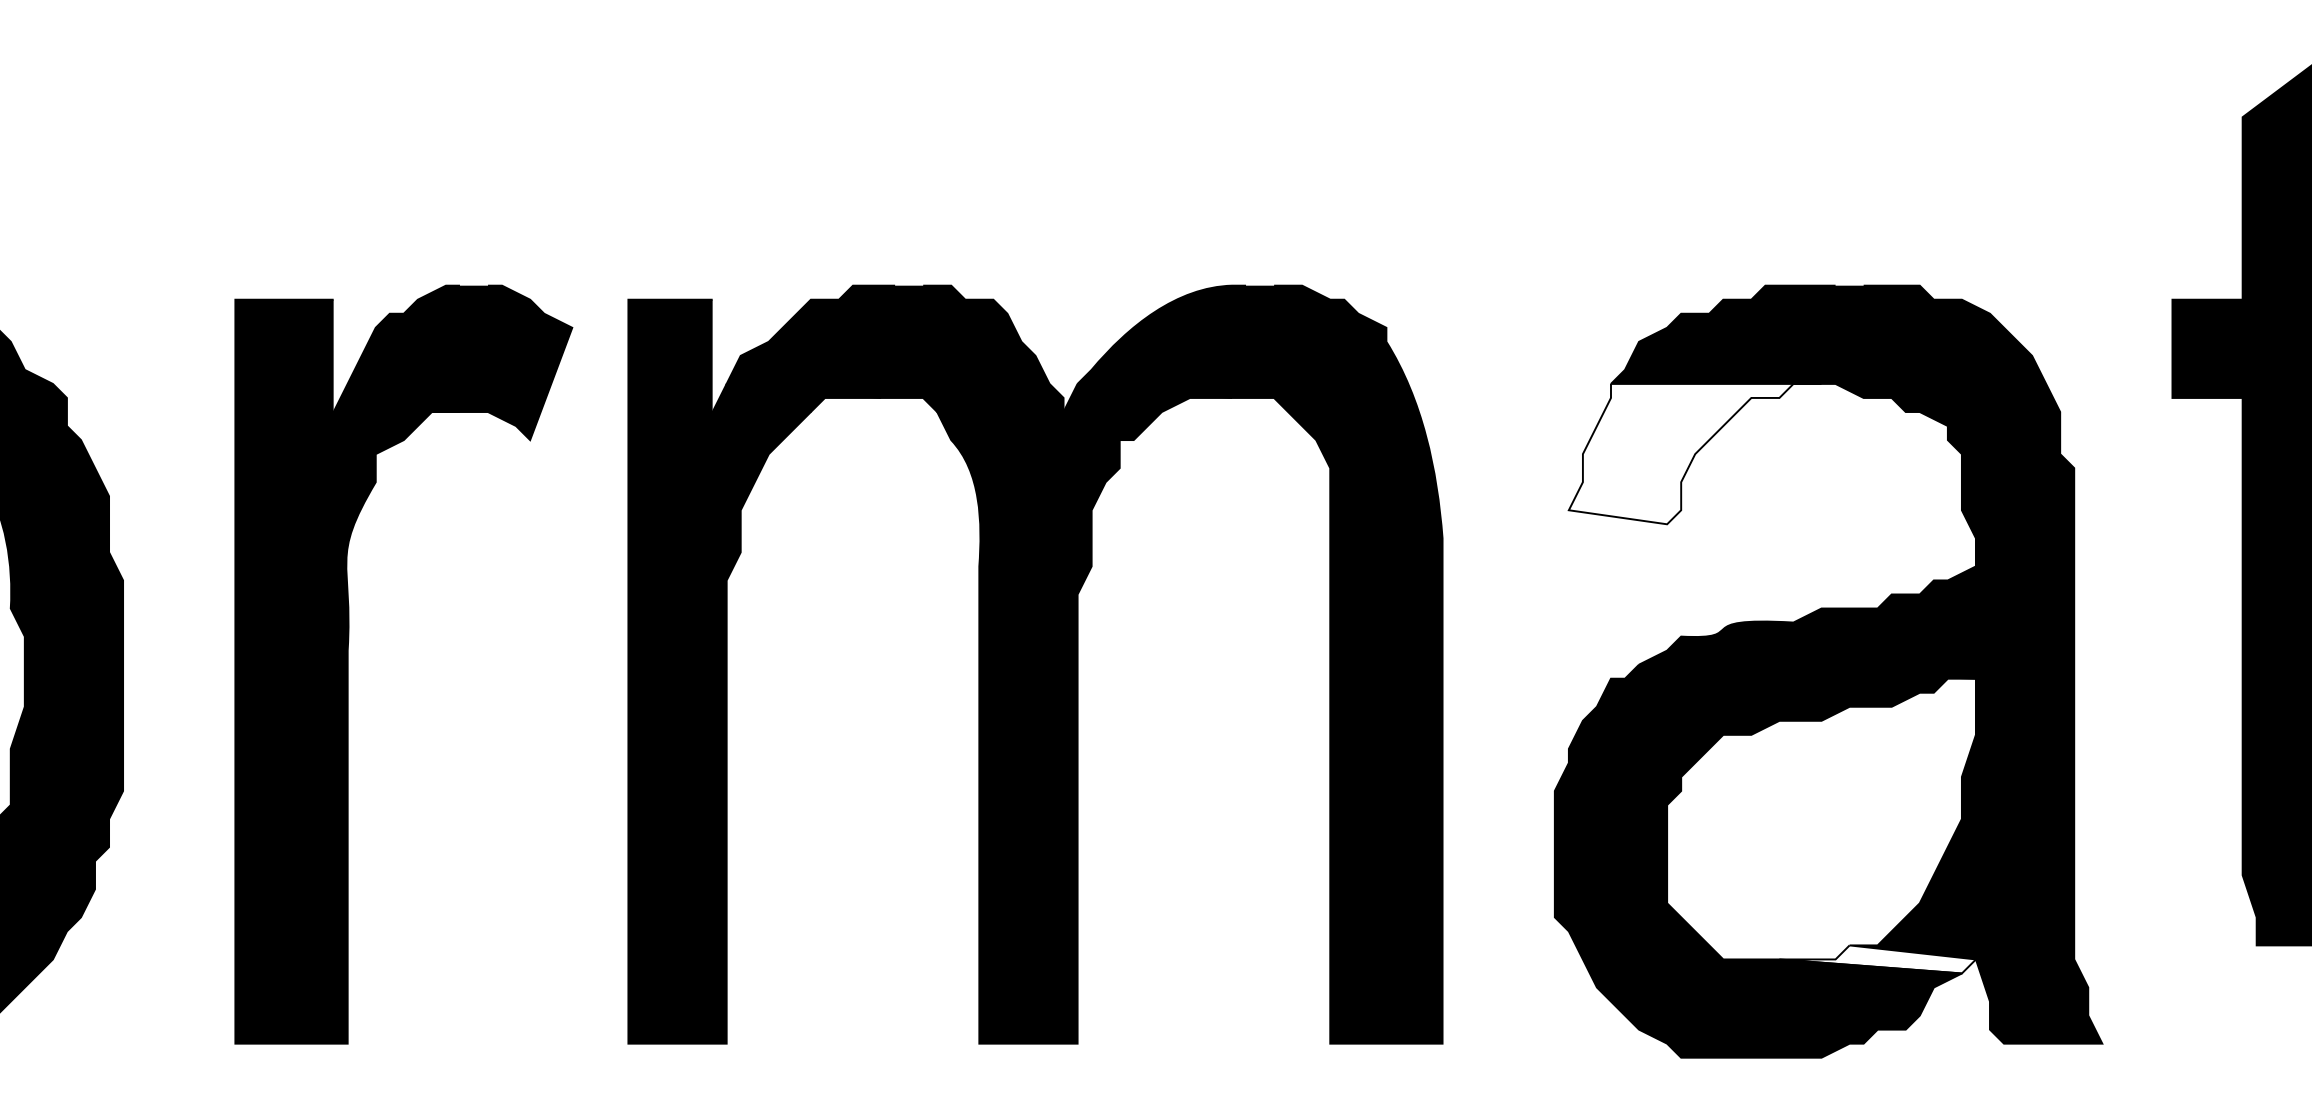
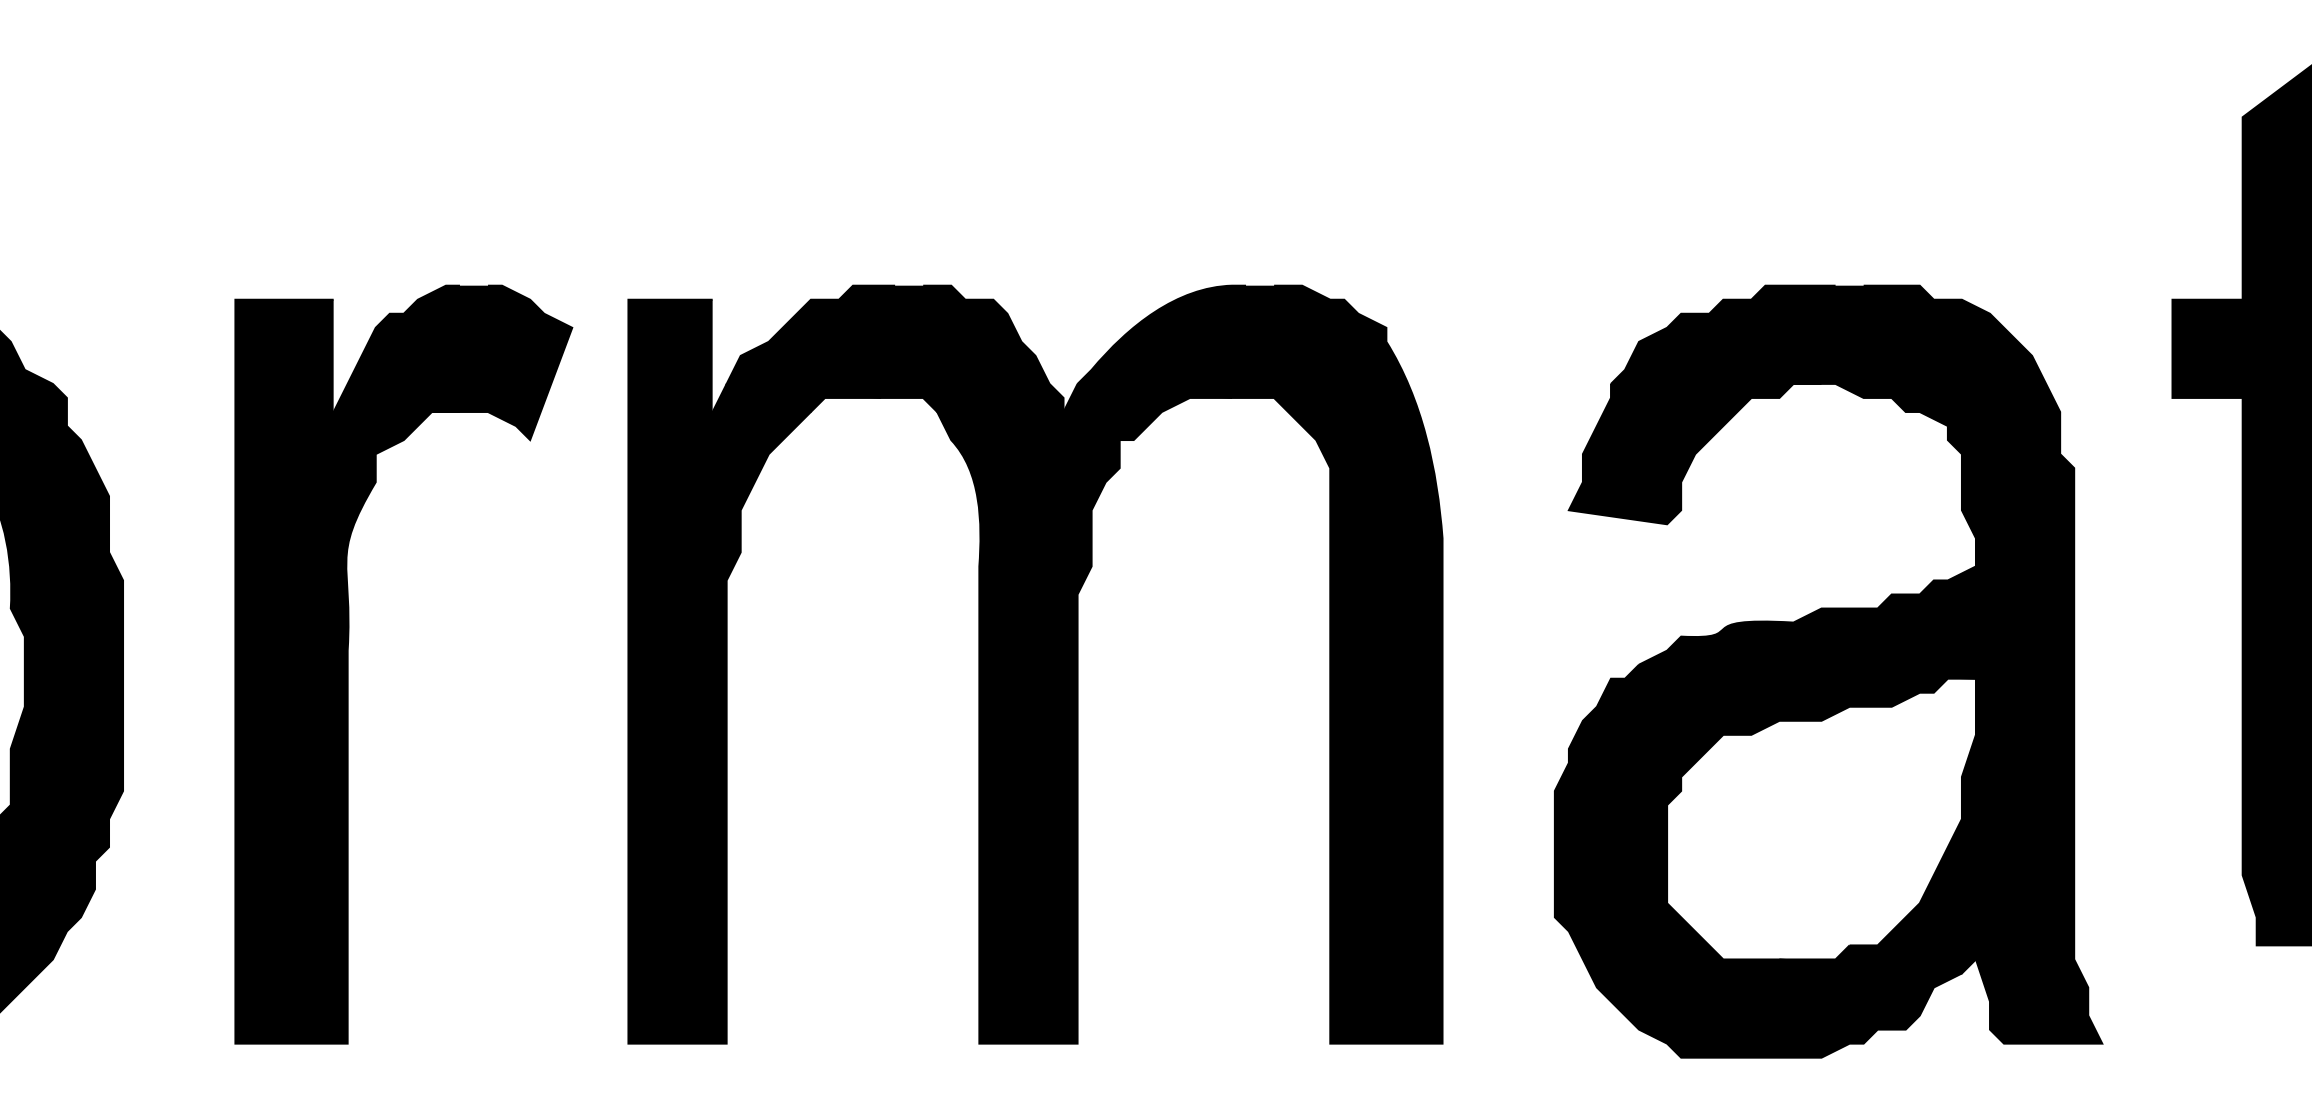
fill: none -> present (1694, 453)
fill: none -> present (1877, 959)
